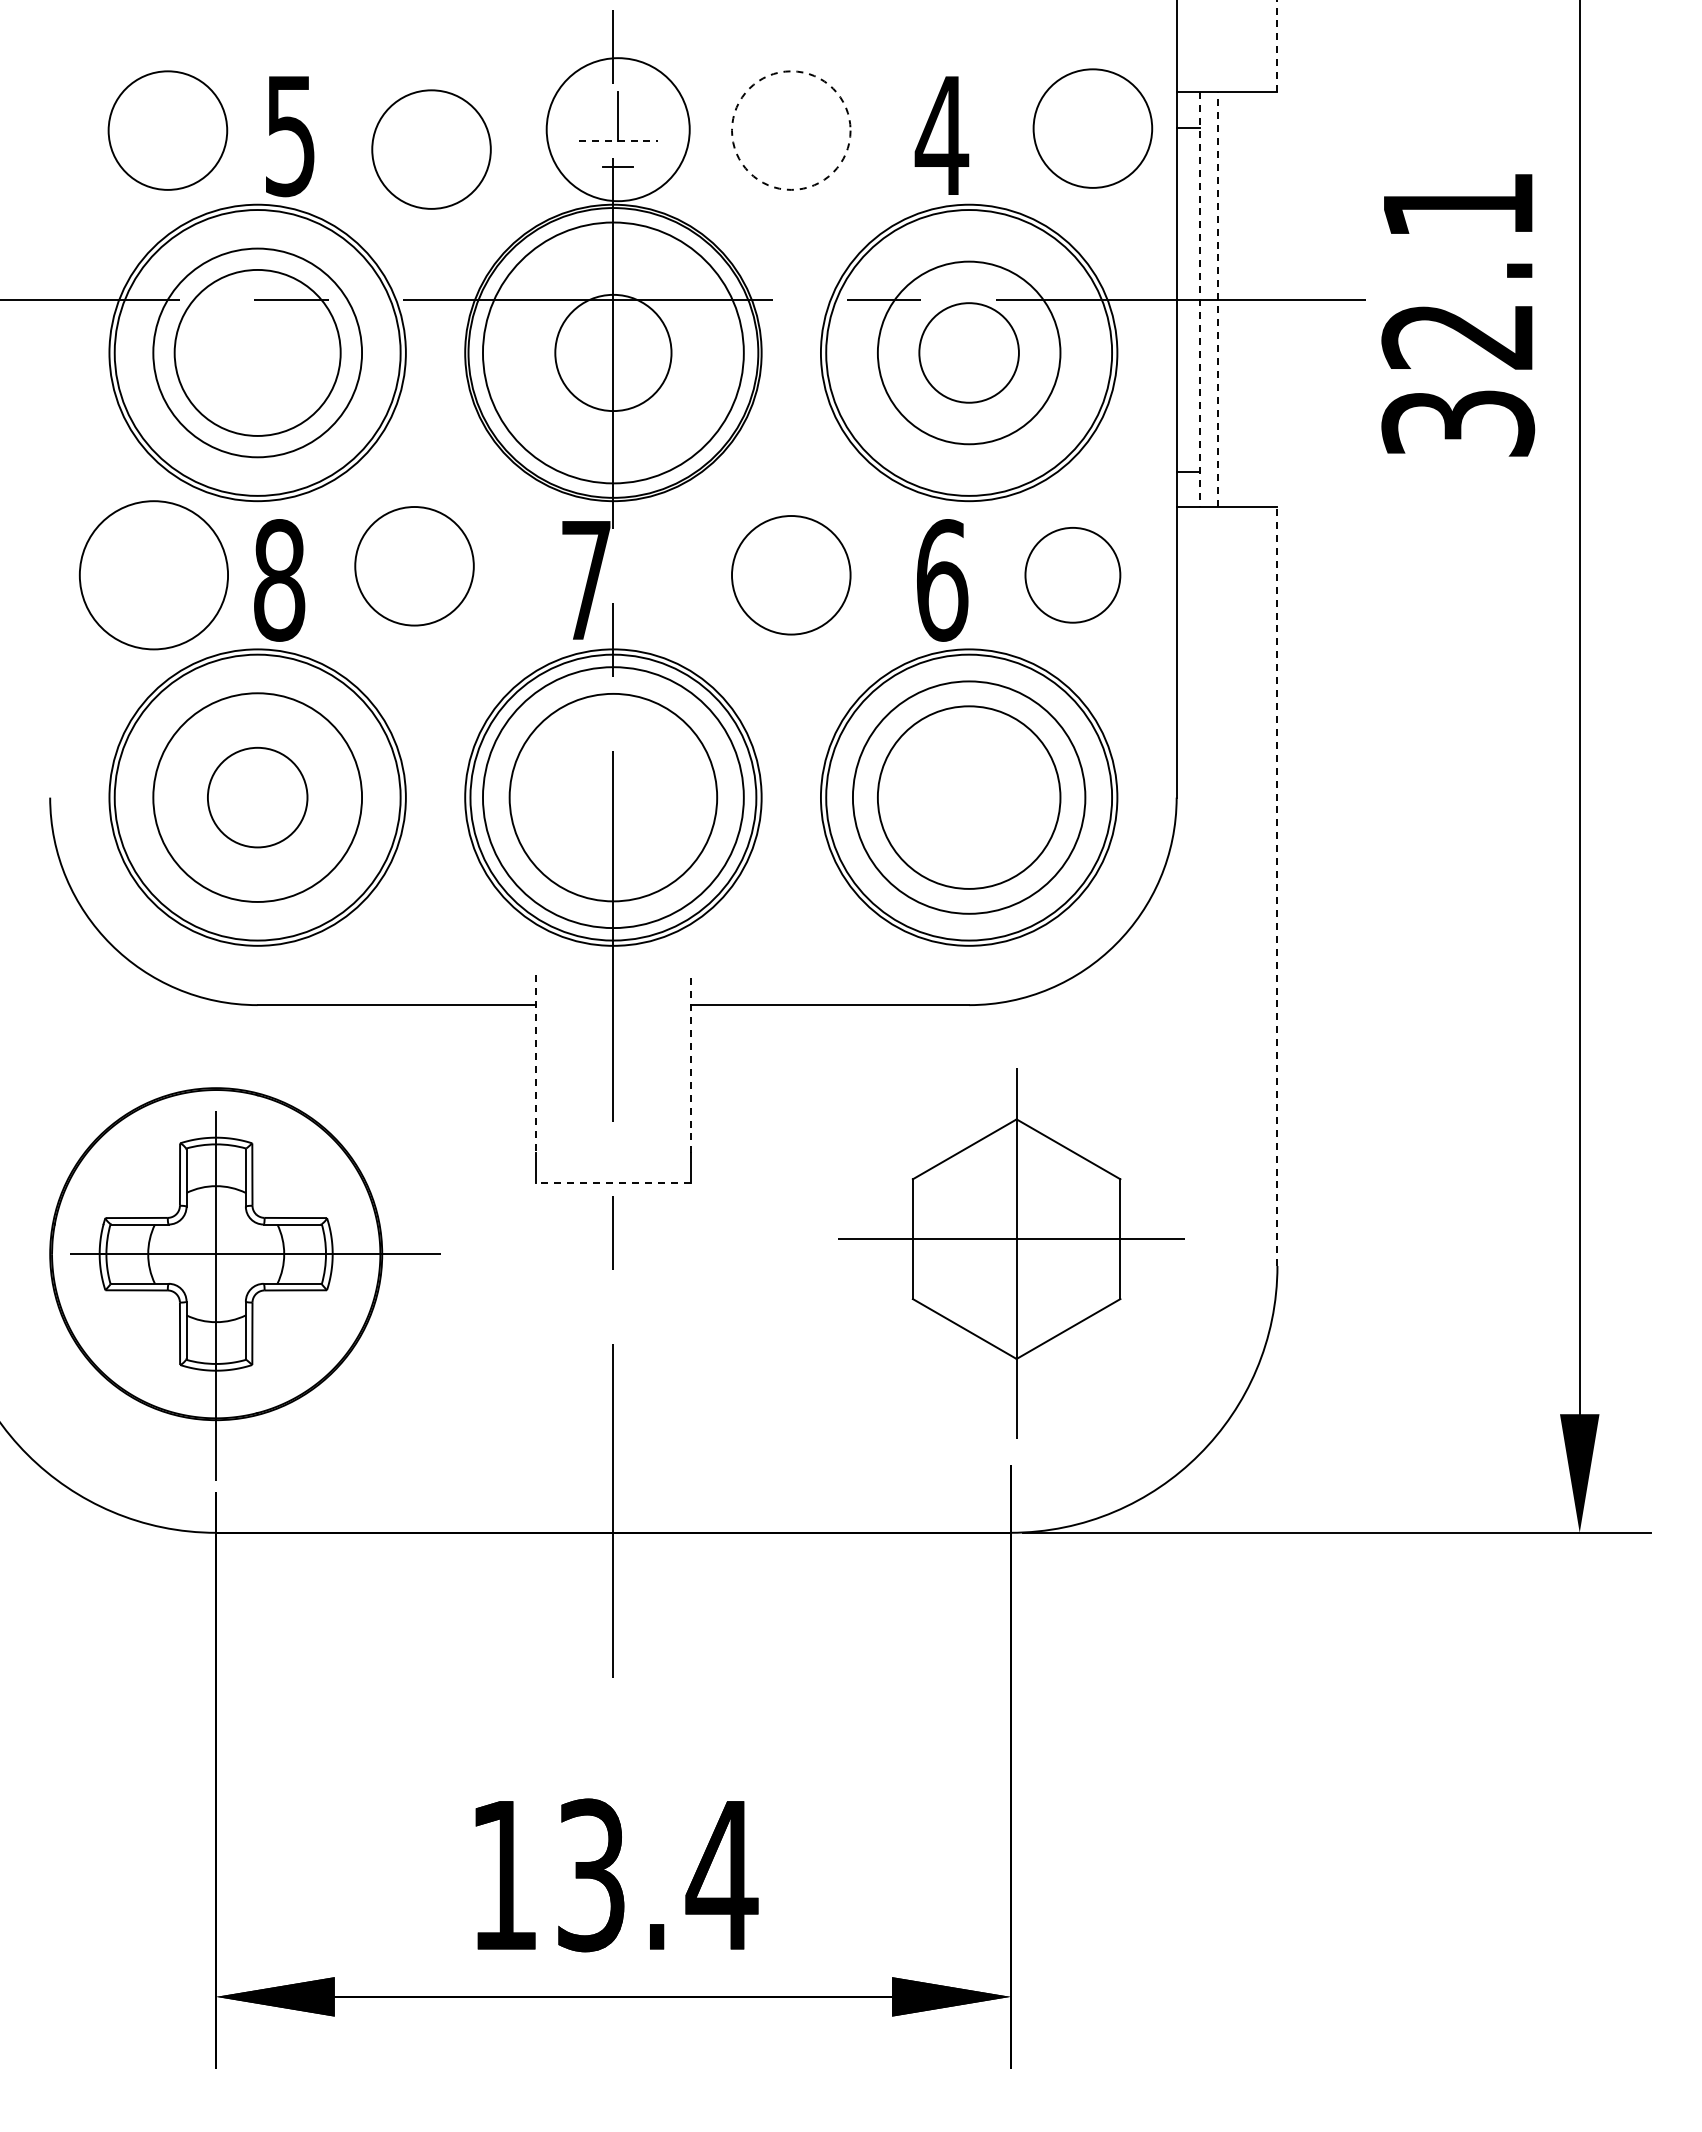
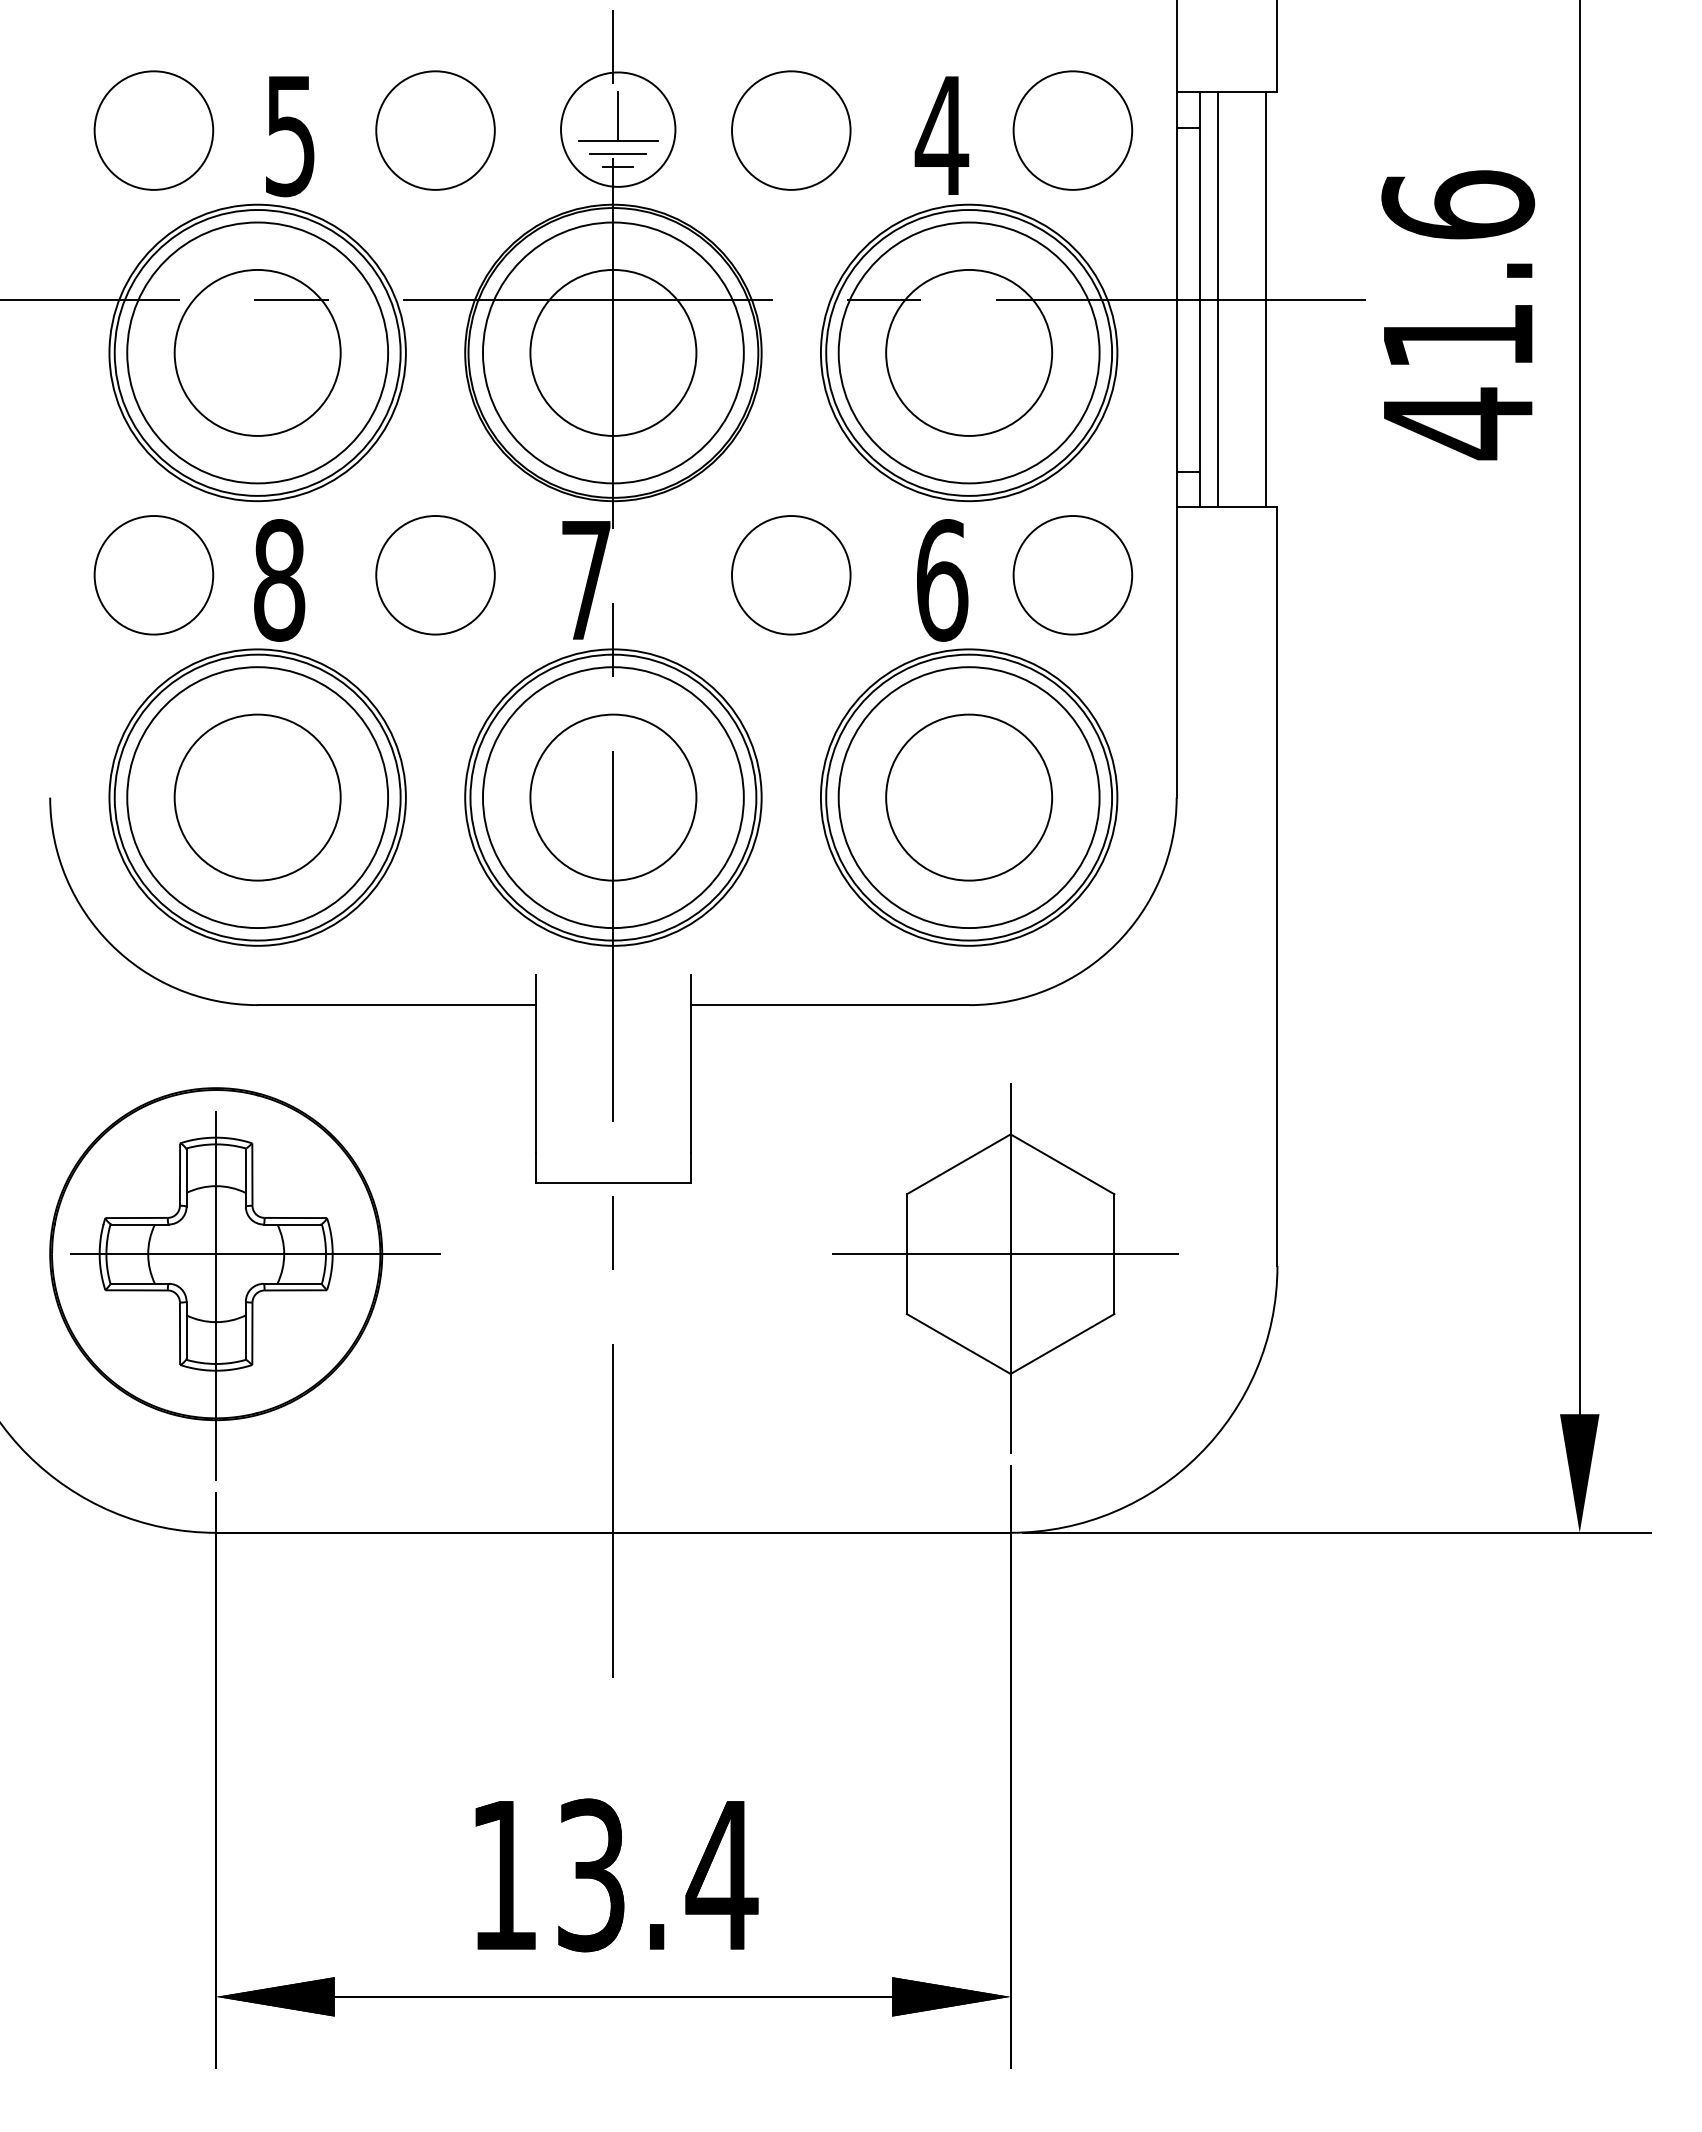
line: dashed -> solid (1277, 46)
circle position: (1092, 128) -> (1072, 130) (1072, 130)
circle diameter: 143 px -> 114 px (618, 129)
circle position: (167, 130) -> (153, 130) (153, 130)
circle: dashed -> solid (791, 130)
line: dashed -> solid (618, 140)
circle position: (431, 149) -> (435, 130) (435, 130)
line: none -> present (618, 153)
line: dashed -> solid (1200, 299)
line: dashed -> solid (1218, 299)
line: none -> present (1265, 299)
text: 32.1 -> 41.6 (1458, 315)
circle diameter: 209 px -> 261 px (257, 352)
circle diameter: 116 px -> 166 px (613, 352)
circle diameter: 100 px -> 166 px (969, 352)
circle diameter: 183 px -> 261 px (968, 352)
circle position: (414, 566) -> (435, 575) (435, 575)
circle diameter: 95 px -> 119 px (1072, 575)
circle diameter: 148 px -> 119 px (153, 575)
circle diameter: 100 px -> 166 px (257, 797)
circle diameter: 209 px -> 261 px (257, 797)
circle diameter: 208 px -> 166 px (613, 797)
circle diameter: 183 px -> 261 px (968, 797)
circle diameter: 232 px -> 166 px (969, 797)
line: dashed -> solid (1277, 886)
line: dashed -> solid (536, 1064)
line: dashed -> solid (690, 1064)
line: dashed -> solid (612, 1183)
part position: (1011, 1253) -> (1005, 1268) (1005, 1268)
